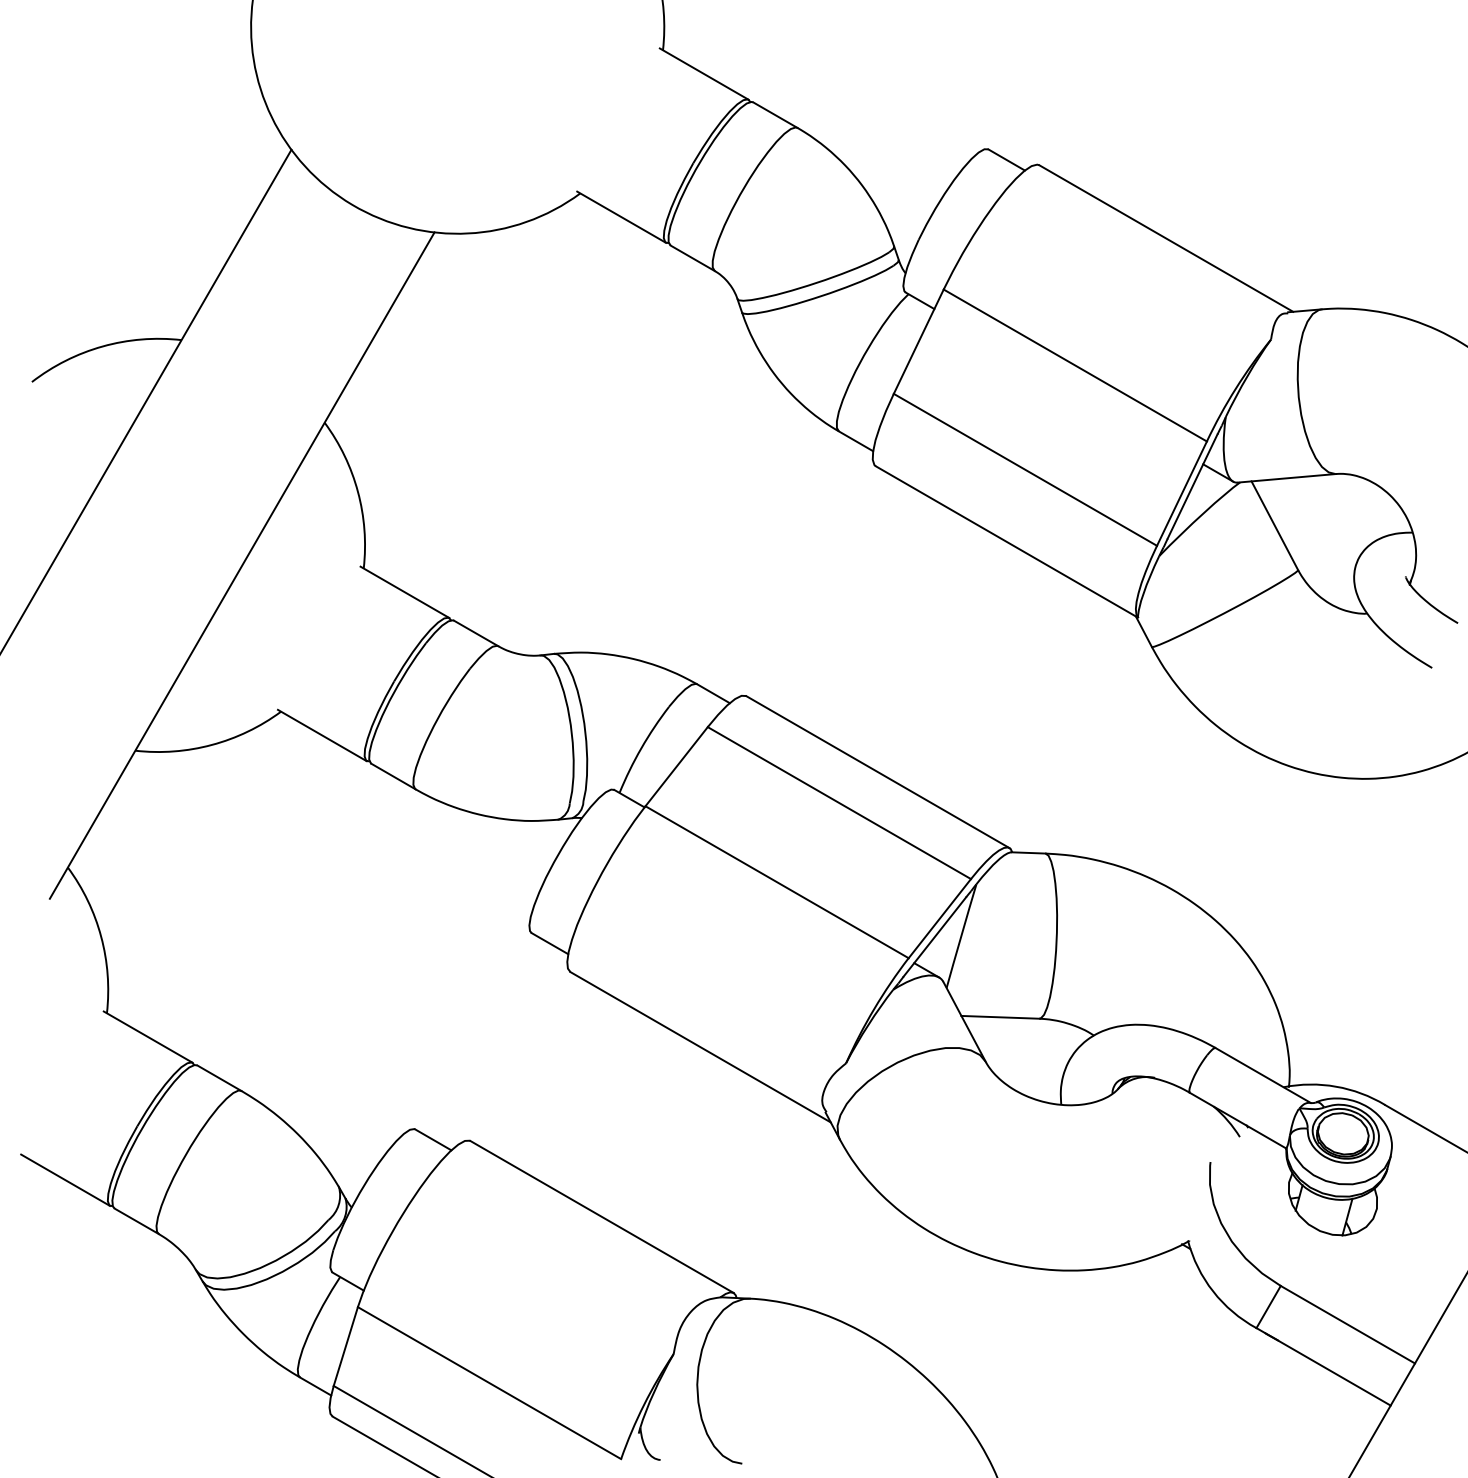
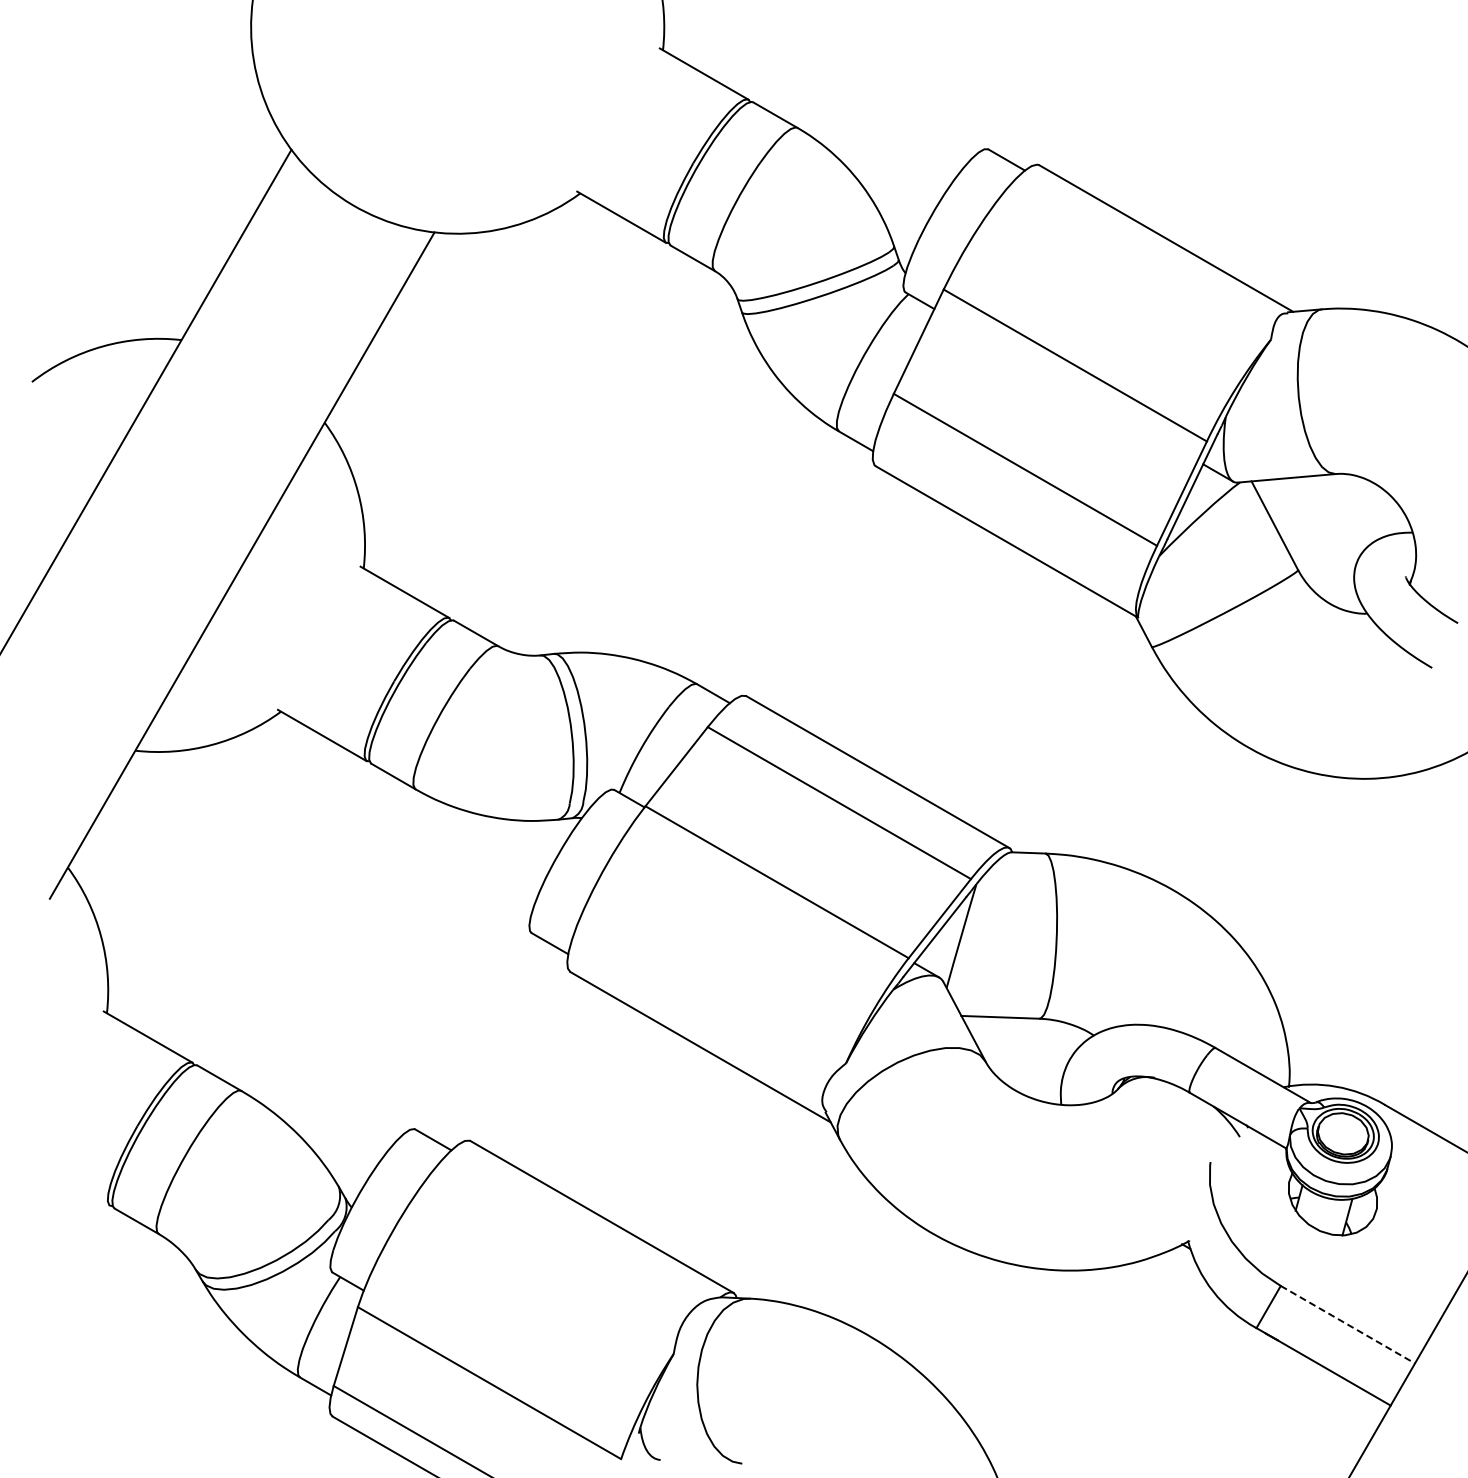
line: present -> none (65, 1179)
line: solid -> dashed (1348, 1324)
